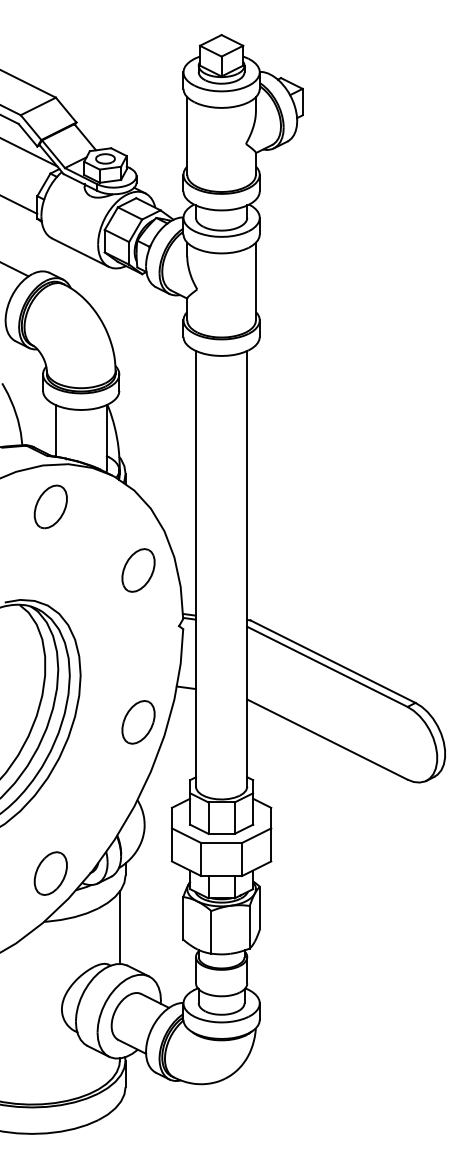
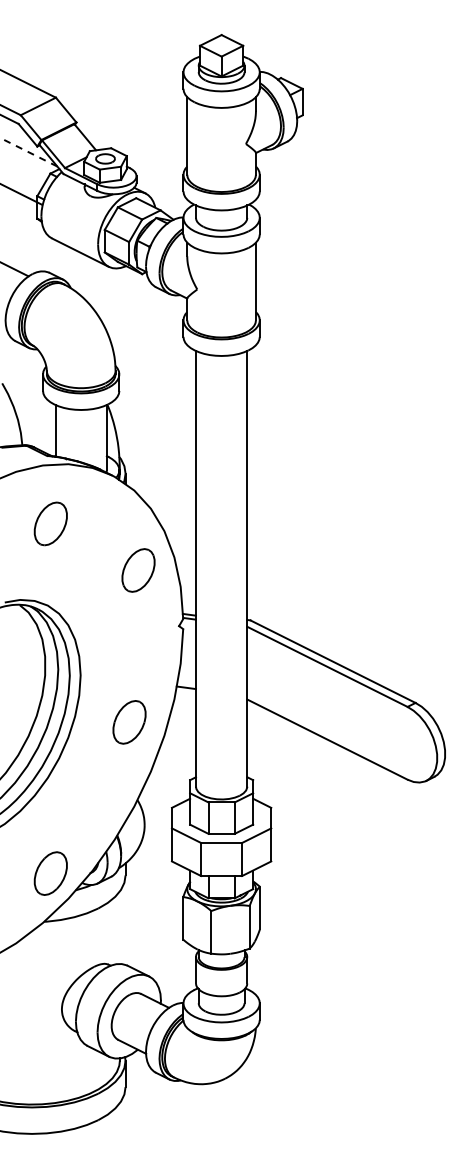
line: solid -> dashed (28, 152)
line position: (19, 204) -> (22, 194) (22, 194)
part position: (50, 506) -> (50, 523) (50, 523)
part position: (138, 722) -> (129, 722) (129, 722)
line: present -> none (119, 927)
